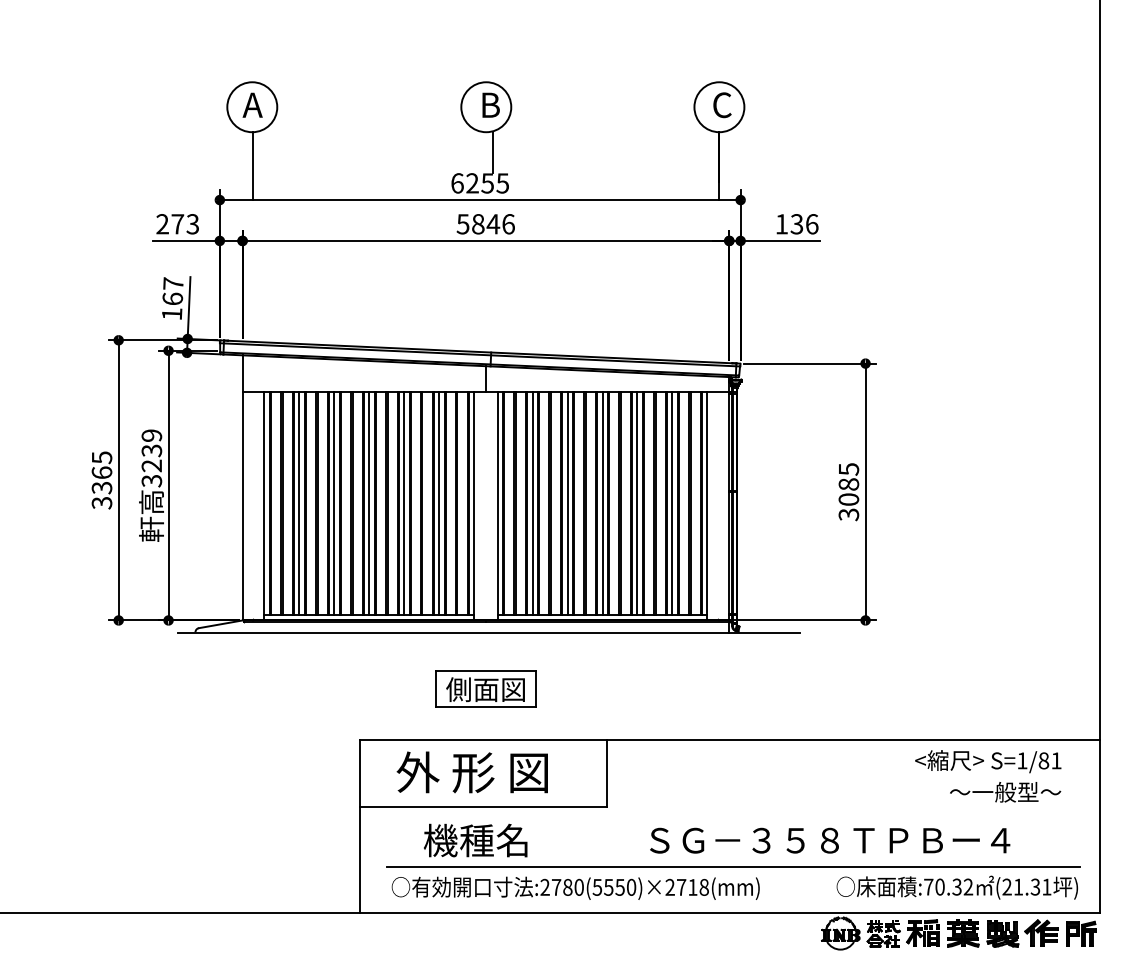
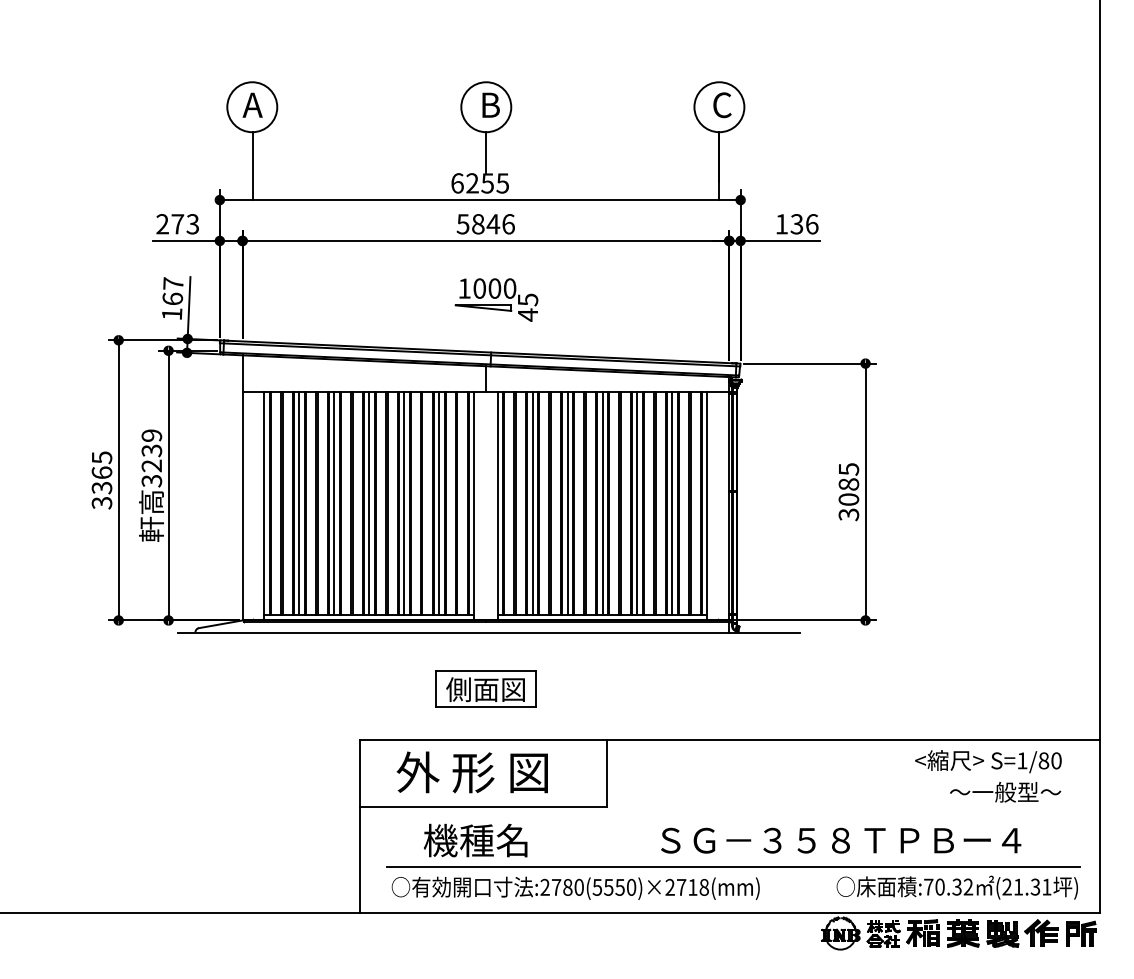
line position: (492, 152) -> (485, 152) (485, 152)
part: none -> present (496, 299)
text: S=1/81 -> S=1/80 (1056, 760)
text position: (830, 840) -> (841, 840) (841, 840)
